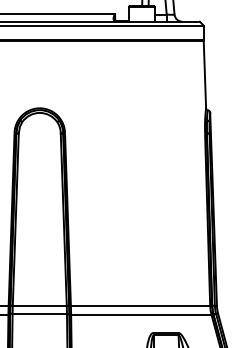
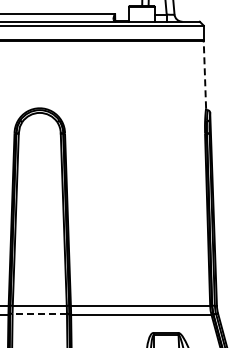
line: solid -> dashed (204, 74)
line: solid -> dashed (39, 313)
